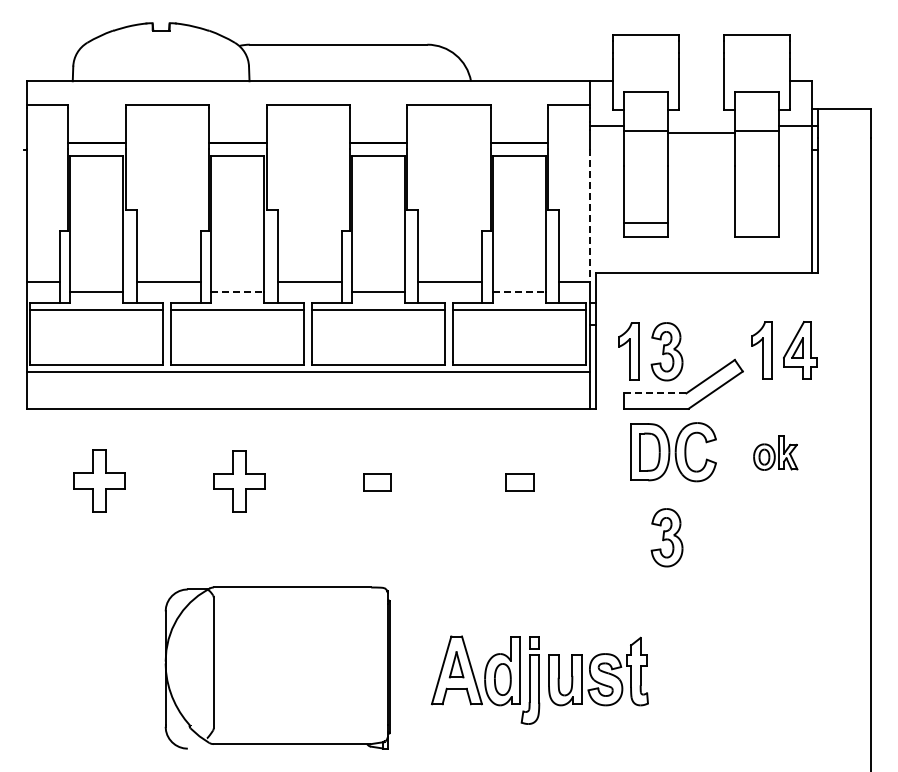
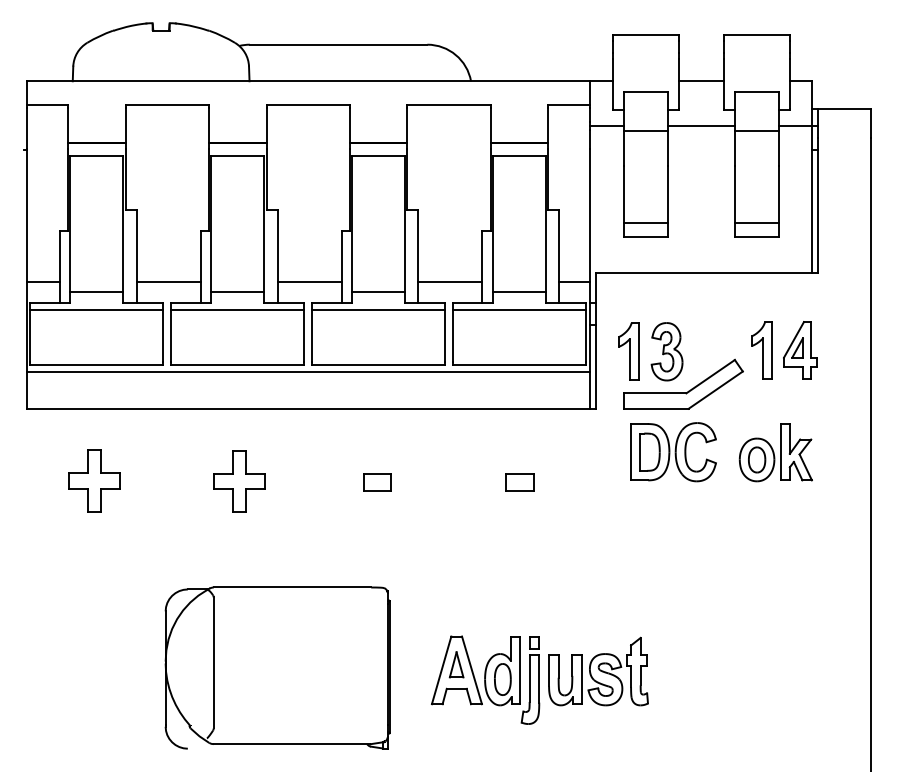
line: none -> present (701, 81)
line position: (701, 132) -> (701, 125) (701, 125)
line: dashed -> solid (590, 216)
line: none -> present (756, 223)
line: dashed -> solid (237, 292)
line: dashed -> solid (519, 292)
line: dashed -> solid (655, 393)
part size: 46x36 px -> 75x60 px (775, 452)
part position: (99, 480) -> (94, 480) (94, 480)
part: present -> none (666, 537)
